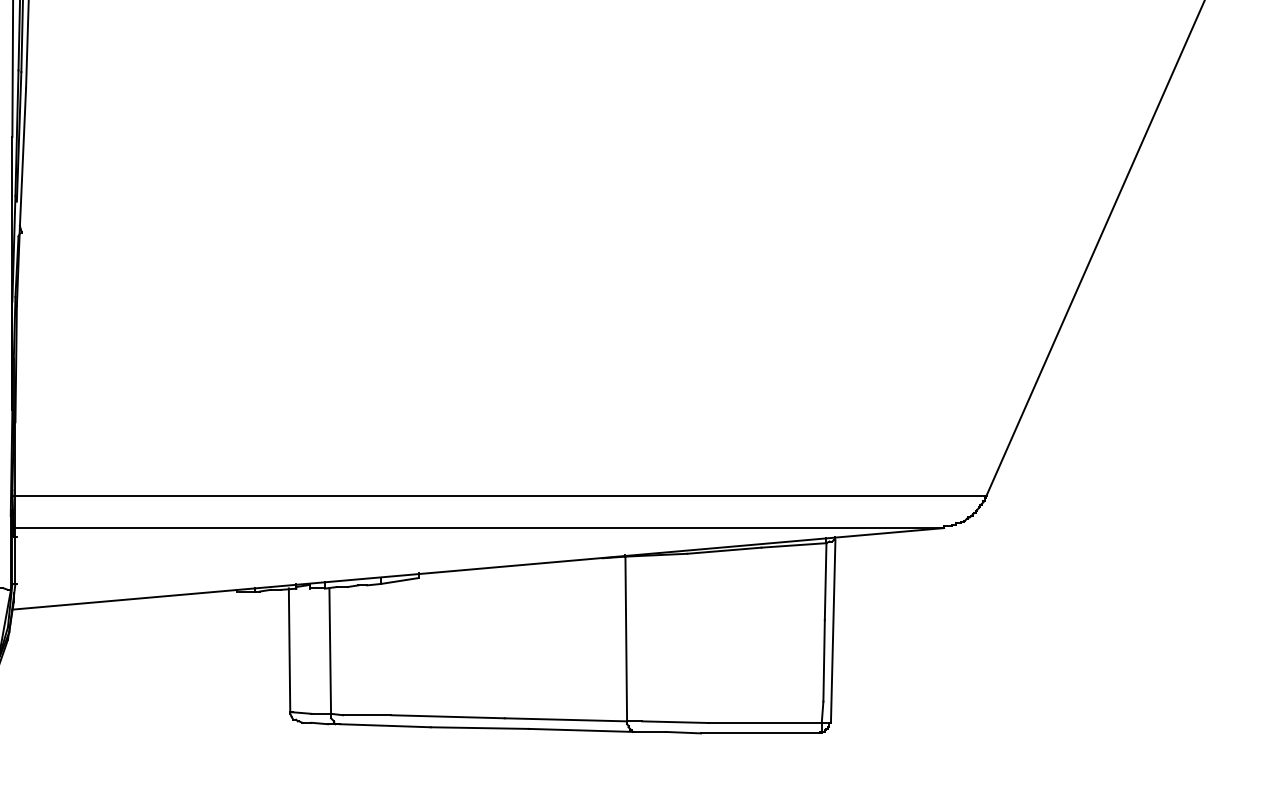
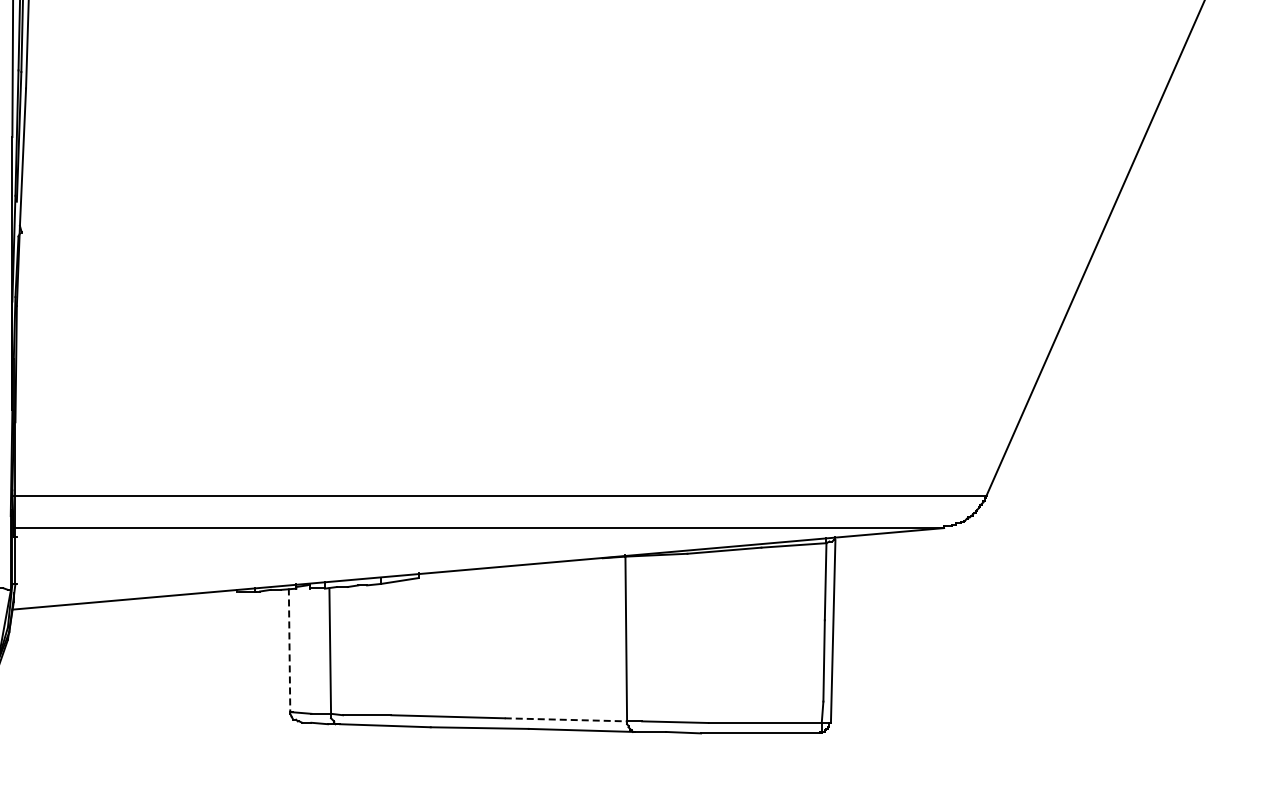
line: solid -> dashed (289, 650)
line: solid -> dashed (566, 719)
